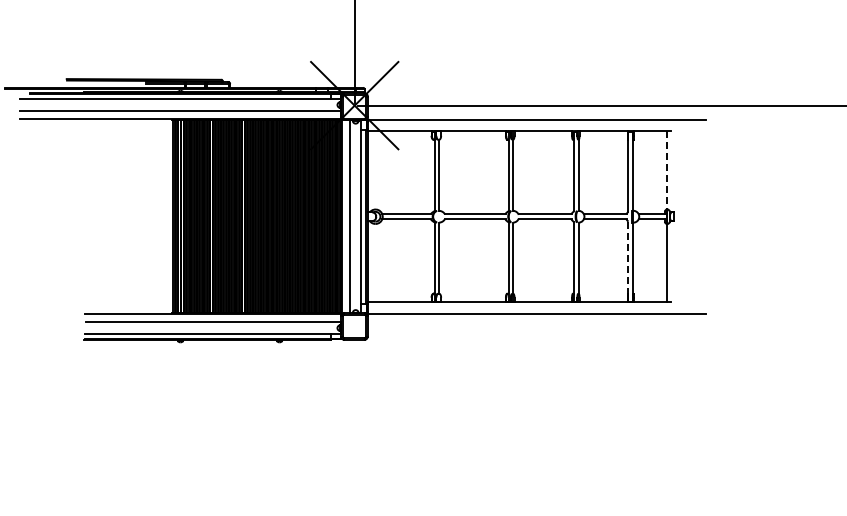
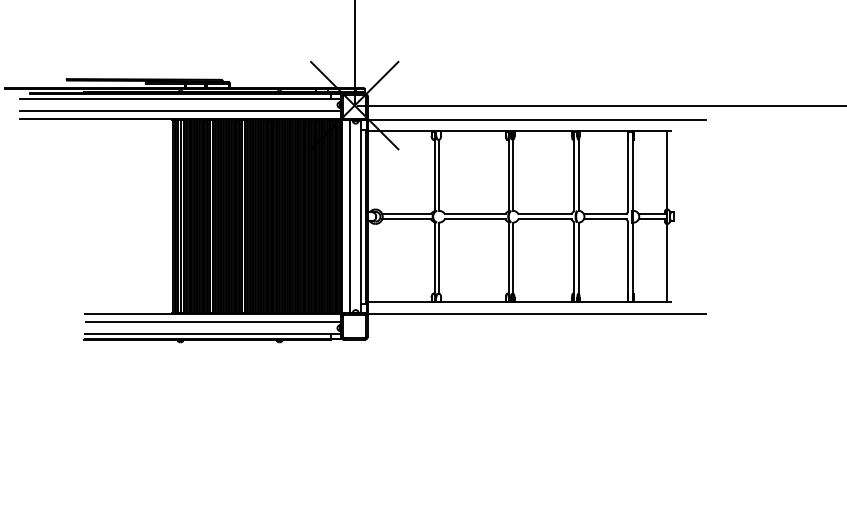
line: dashed -> solid (667, 170)
line: dashed -> solid (628, 262)
